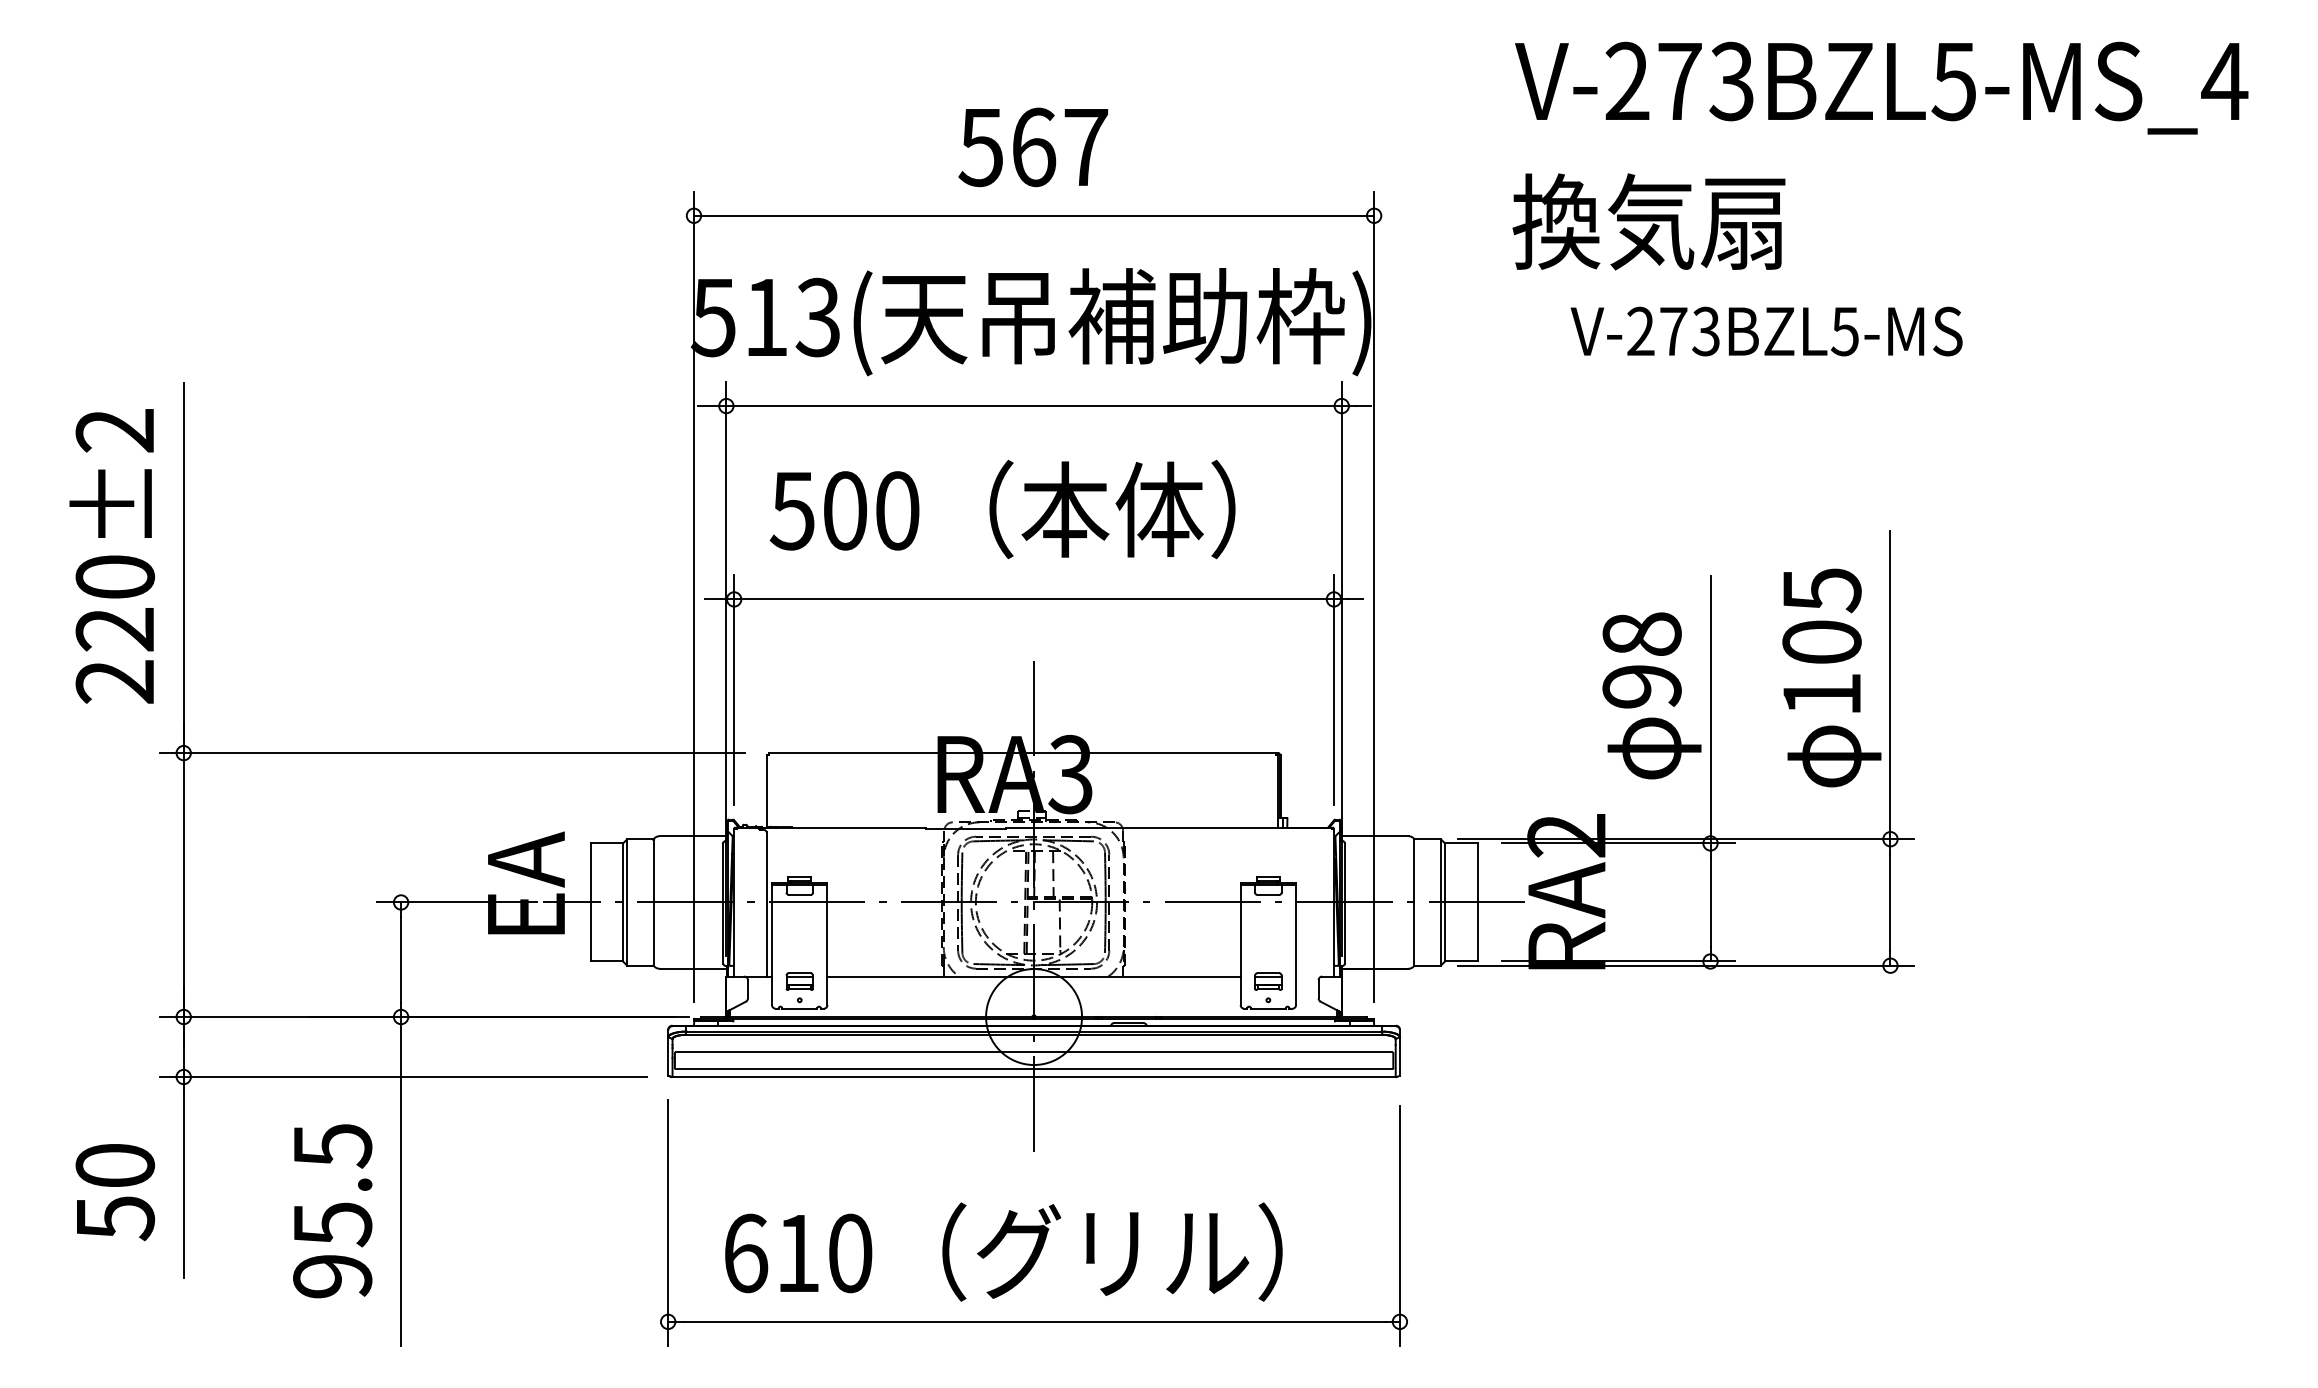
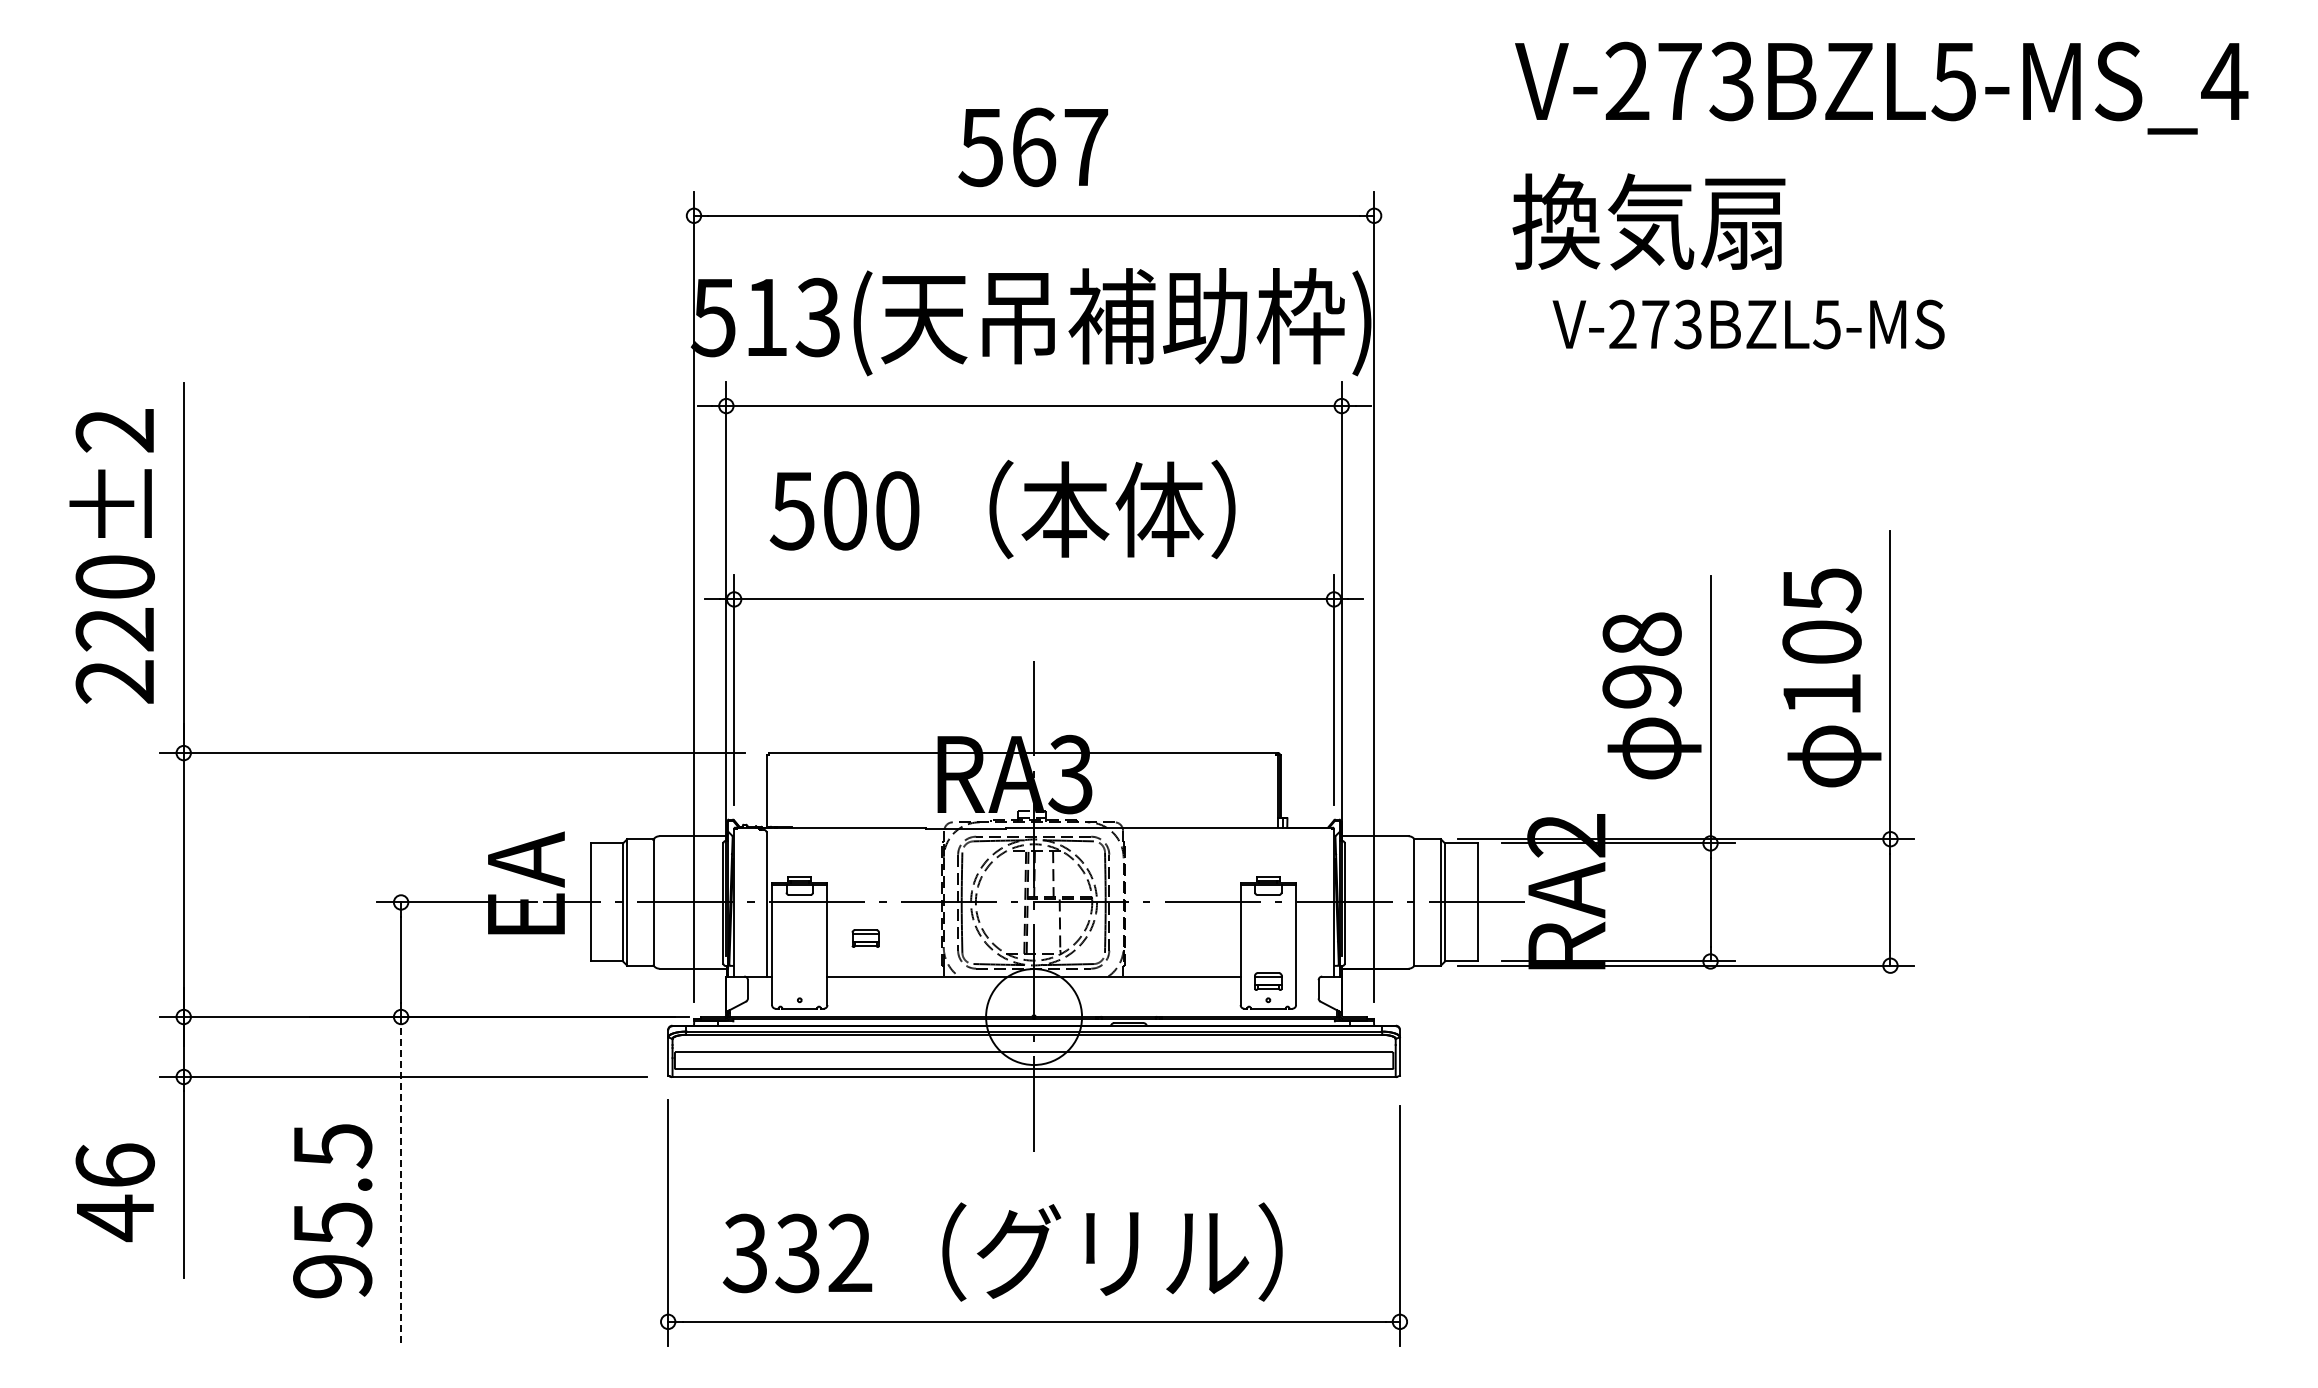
text position: (1766, 331) -> (1748, 324) (1748, 324)
part position: (799, 981) -> (865, 938) (865, 938)
line: solid -> dashed (401, 1181)
text: 50 -> 46 (115, 1192)
text: 610 -> 332 (797, 1253)
